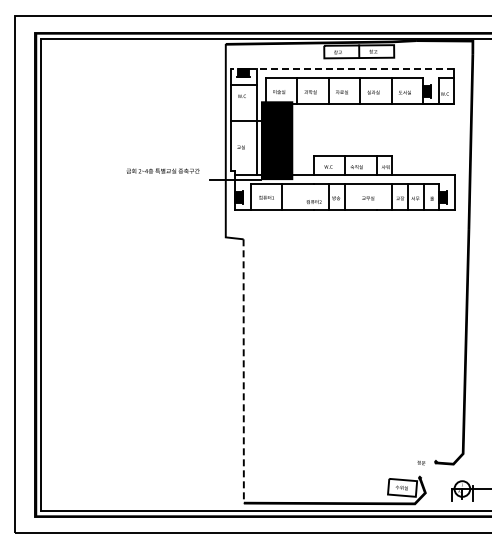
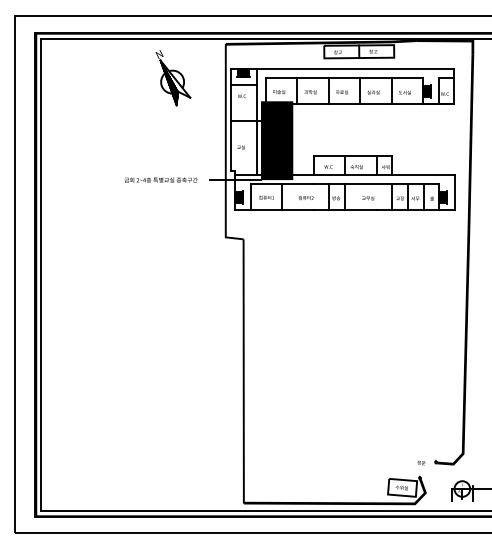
line: dashed -> solid (342, 69)
part: none -> present (173, 78)
text position: (162, 170) -> (160, 179) (160, 179)
text position: (313, 201) -> (305, 197) (305, 197)
line: dashed -> solid (243, 371)
